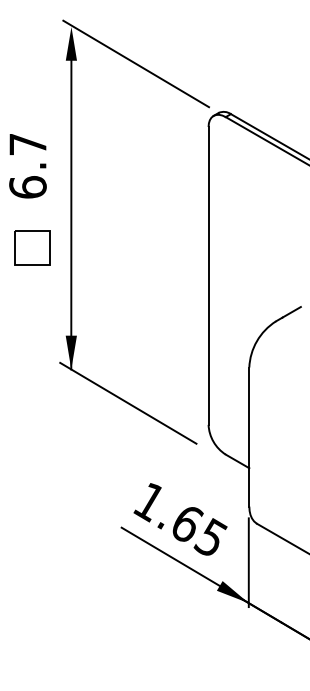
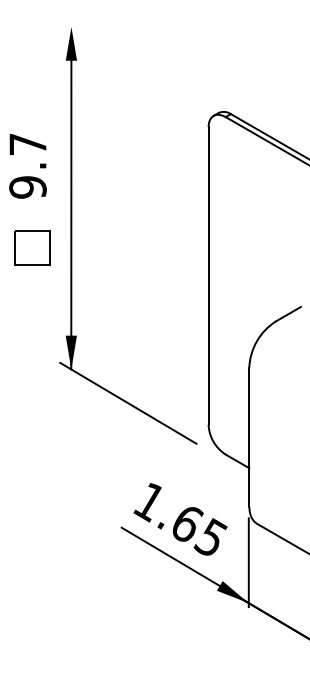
line: present -> none (136, 63)
text: 6.7 -> 9.7 (27, 187)
